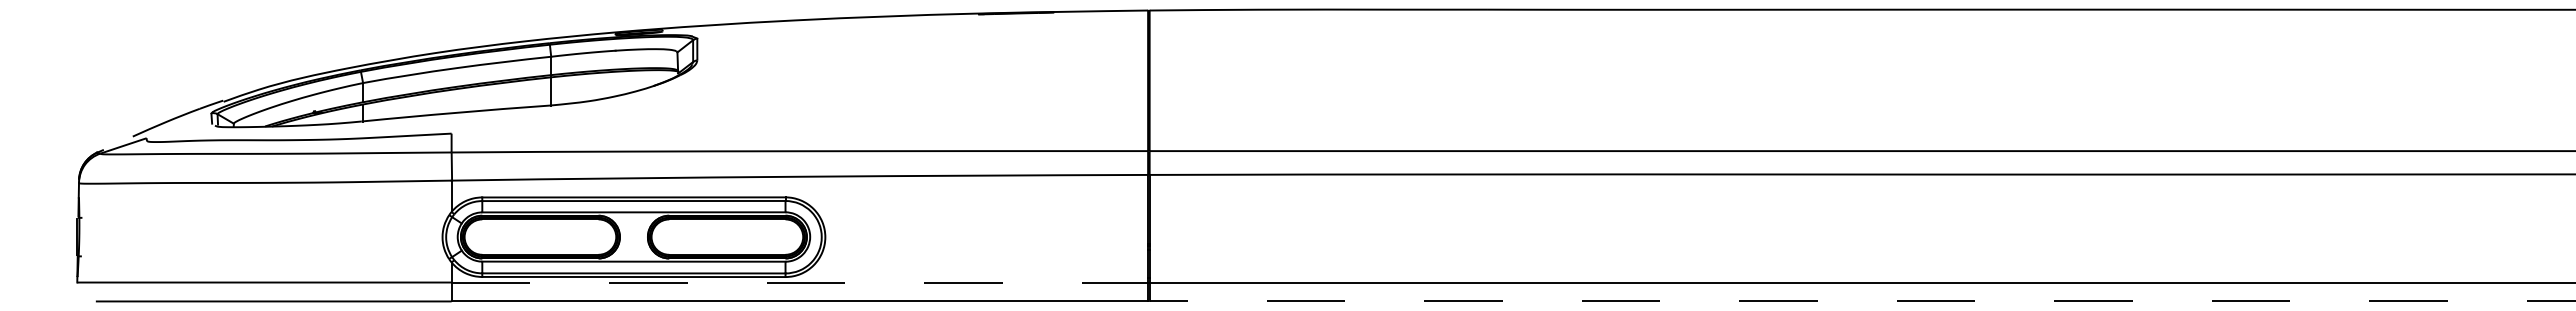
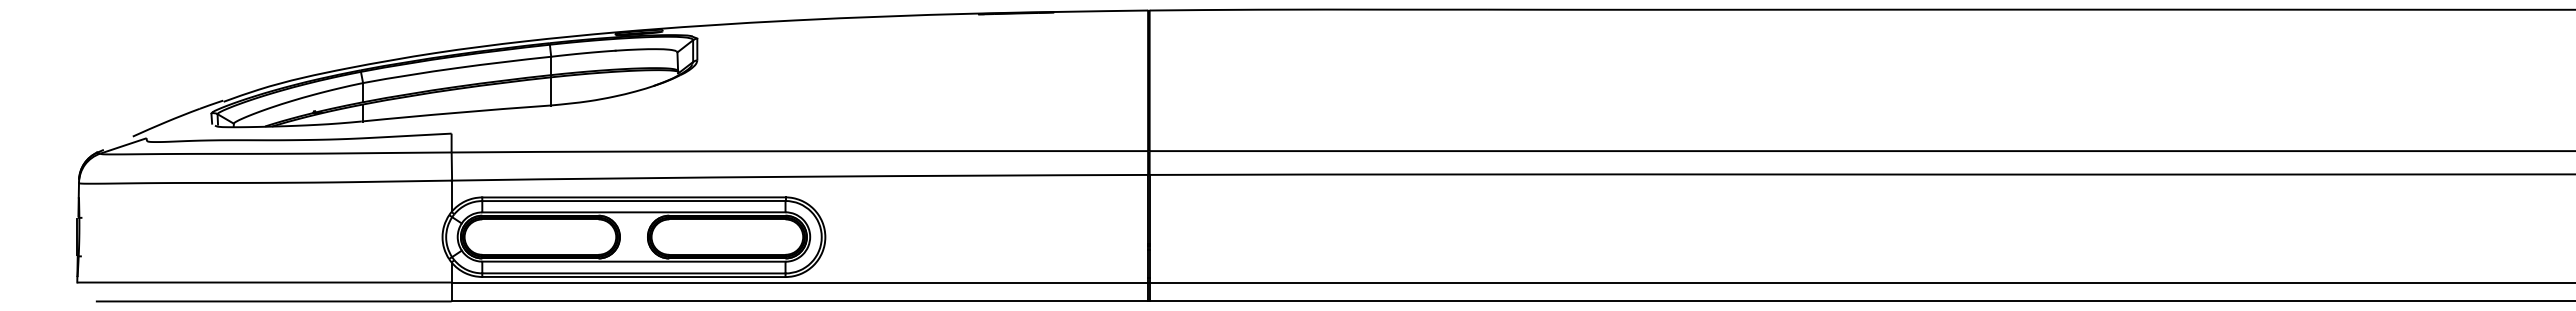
line: dashed -> solid (800, 282)
line: dashed -> solid (1862, 301)
